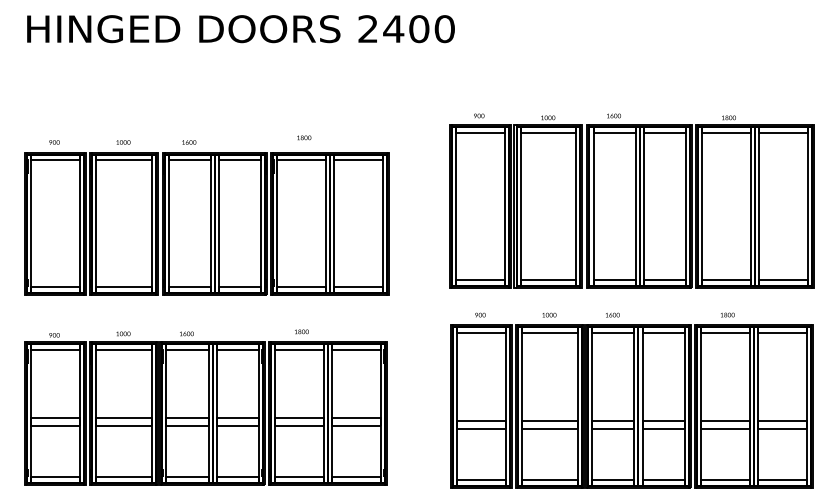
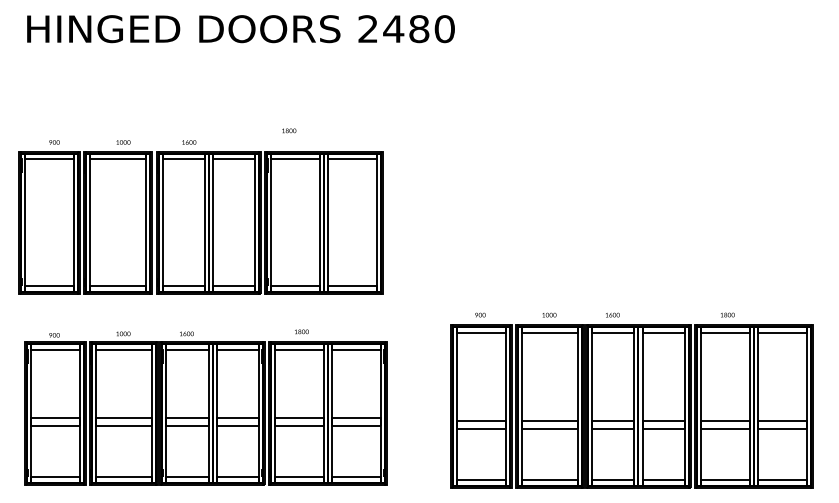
text: 2400 -> 2480 (419, 28)
text position: (304, 137) -> (289, 130) (289, 130)
part: present -> none (631, 200)
part position: (206, 223) -> (200, 222) (200, 222)
